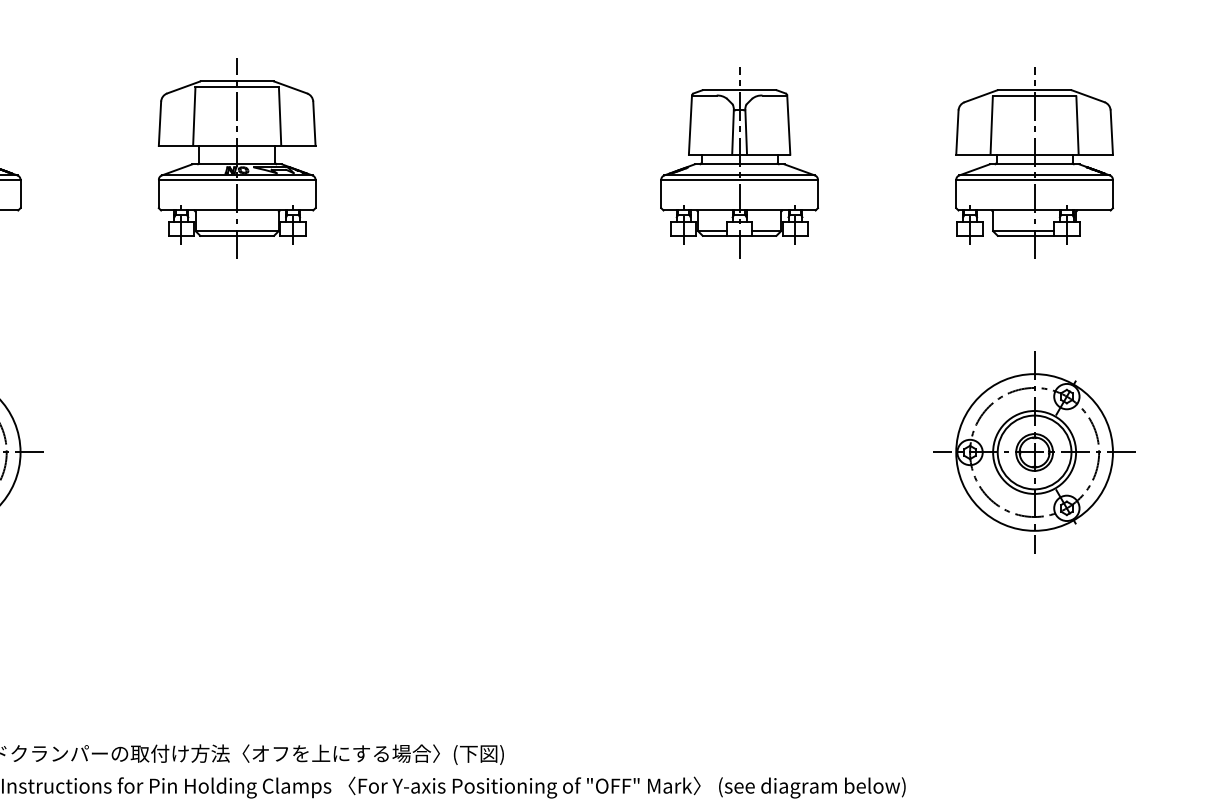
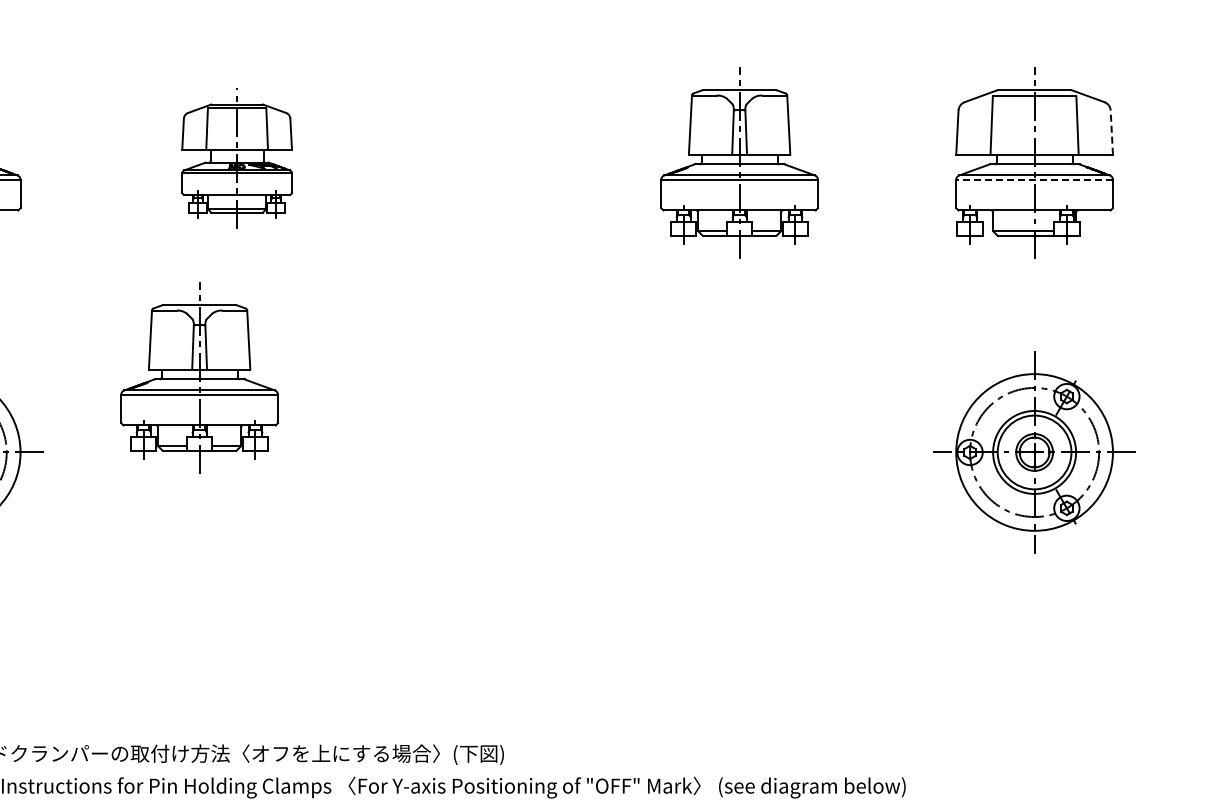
line: solid -> dashed (1111, 132)
part size: 160x201 px -> 113x141 px (237, 158)
line: solid -> dashed (1034, 179)
part: none -> present (199, 377)
